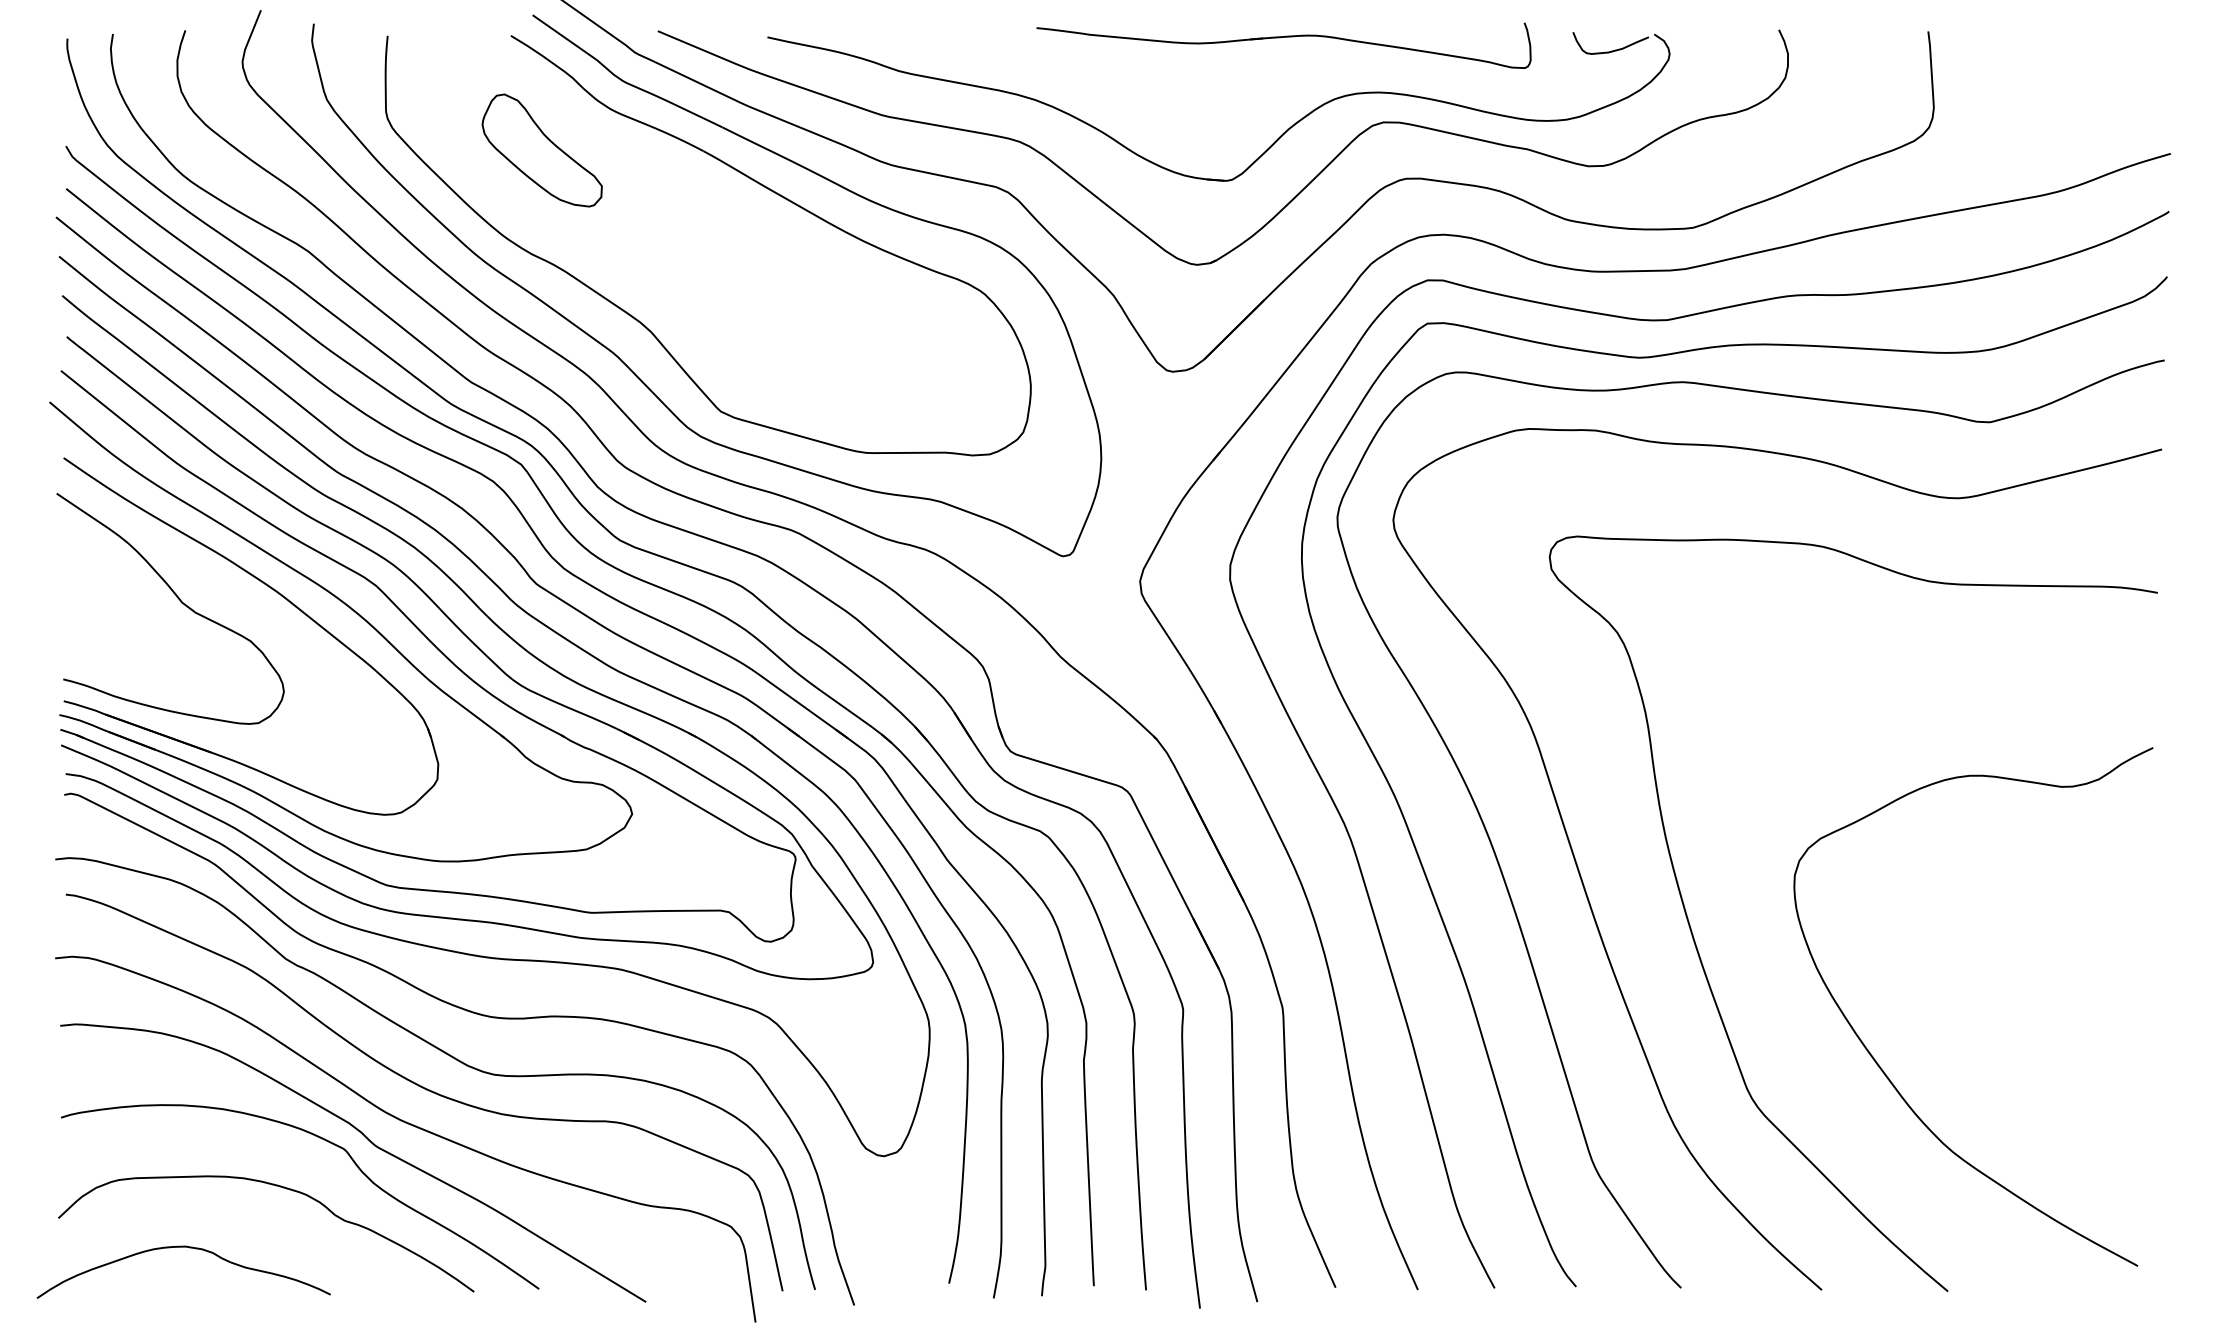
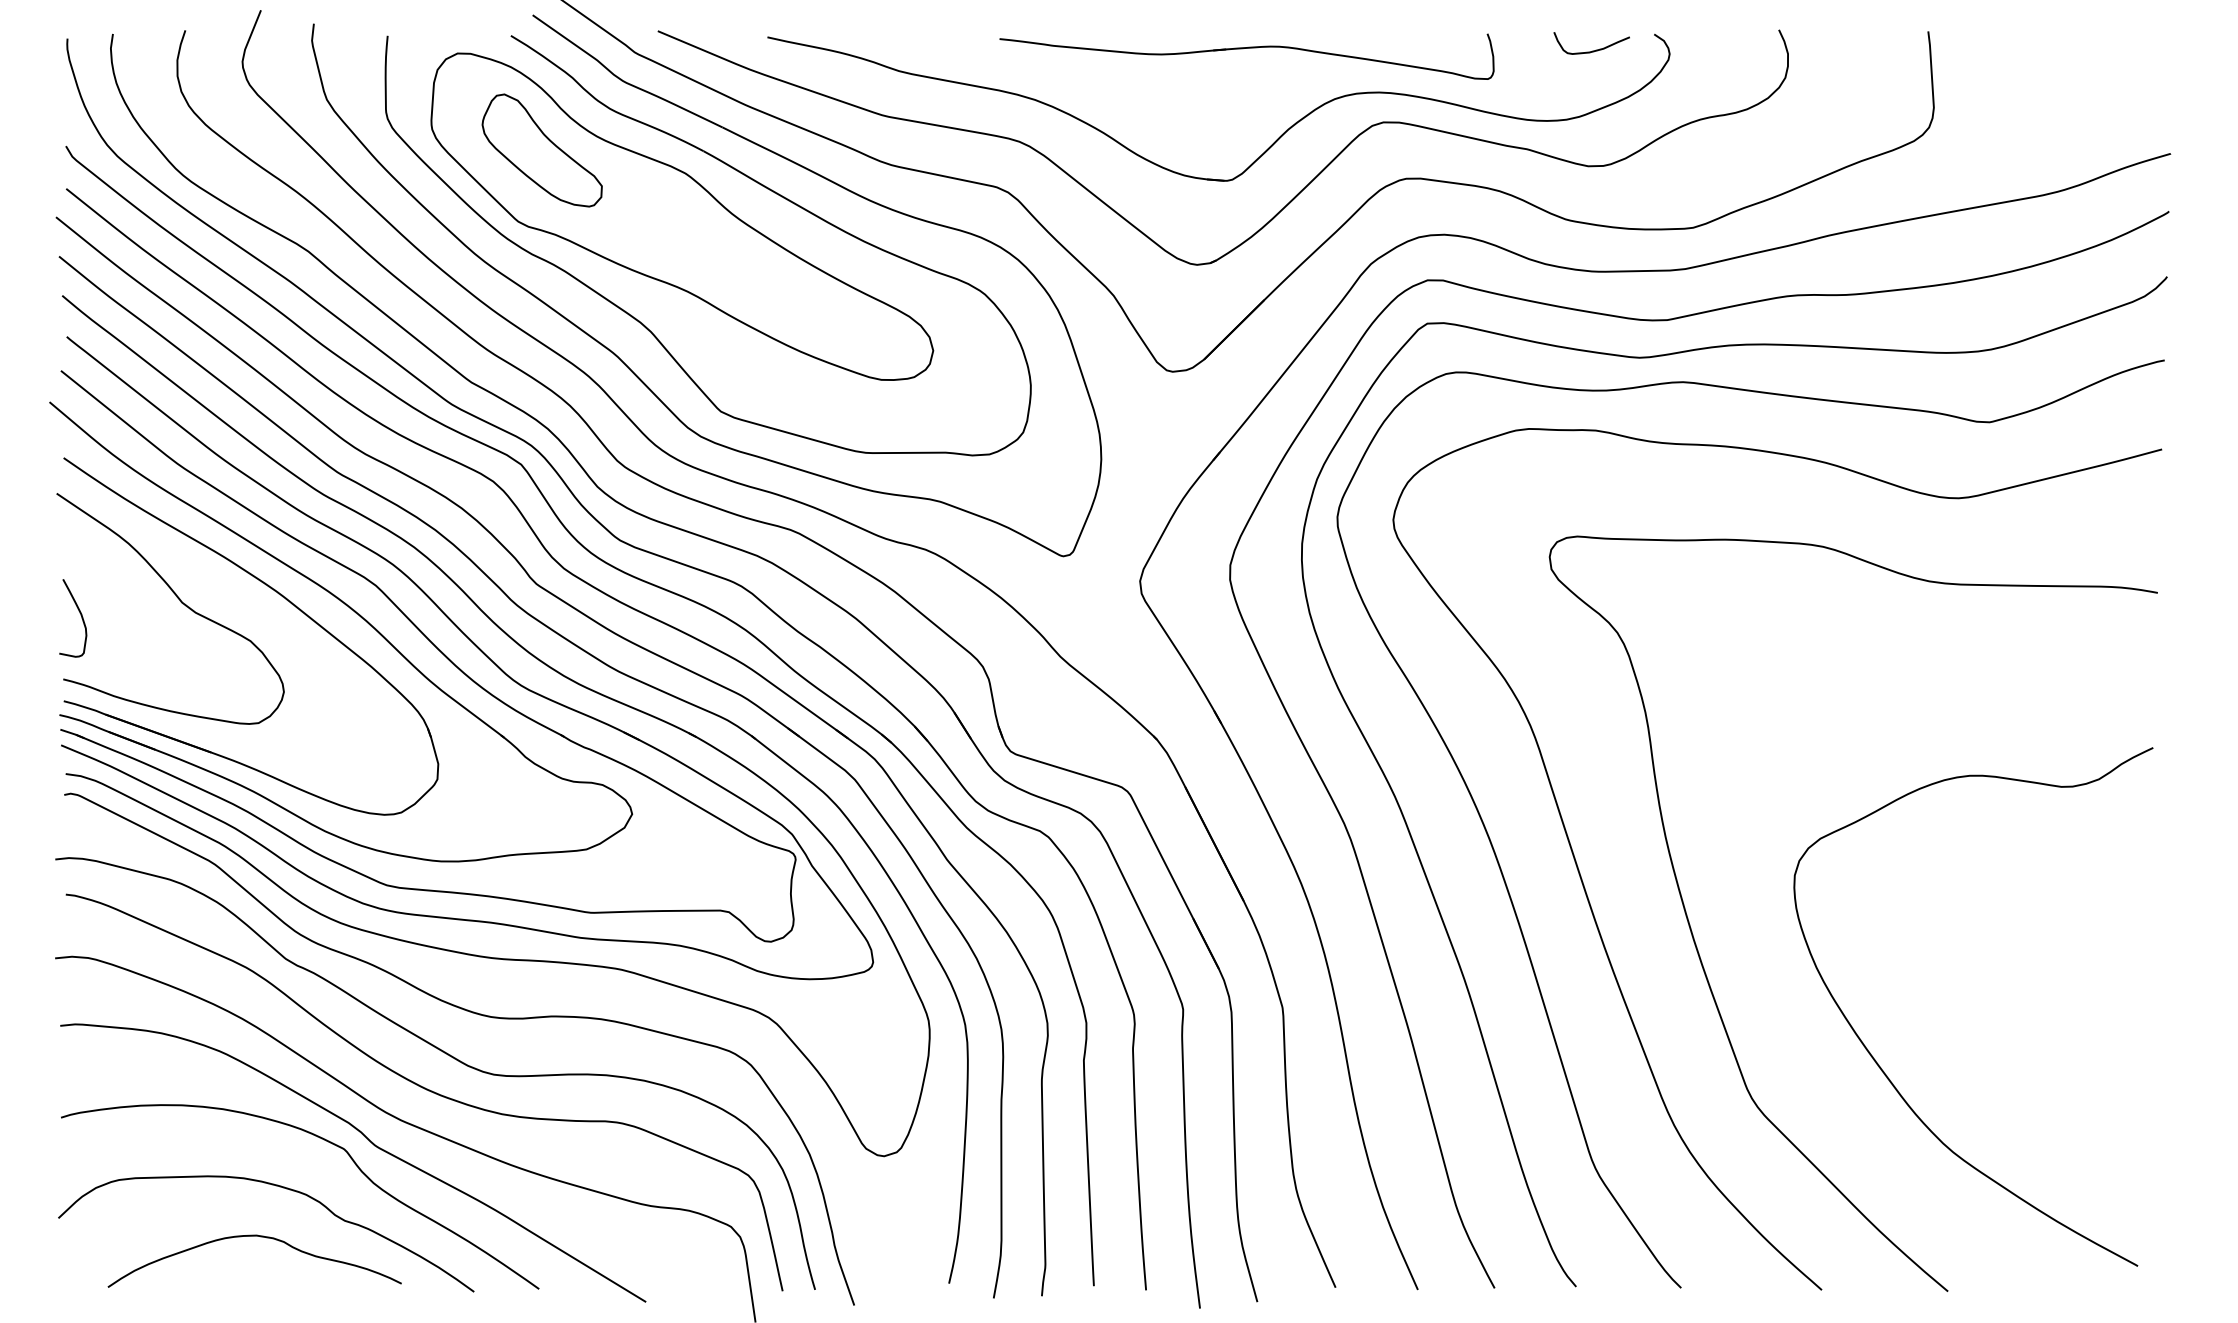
part position: (1280, 38) -> (1243, 49) (1243, 49)
curve position: (1611, 50) -> (1592, 50) (1592, 50)
part: none -> present (682, 216)
curve: none -> present (80, 615)
curve position: (189, 1248) -> (260, 1237) (260, 1237)
